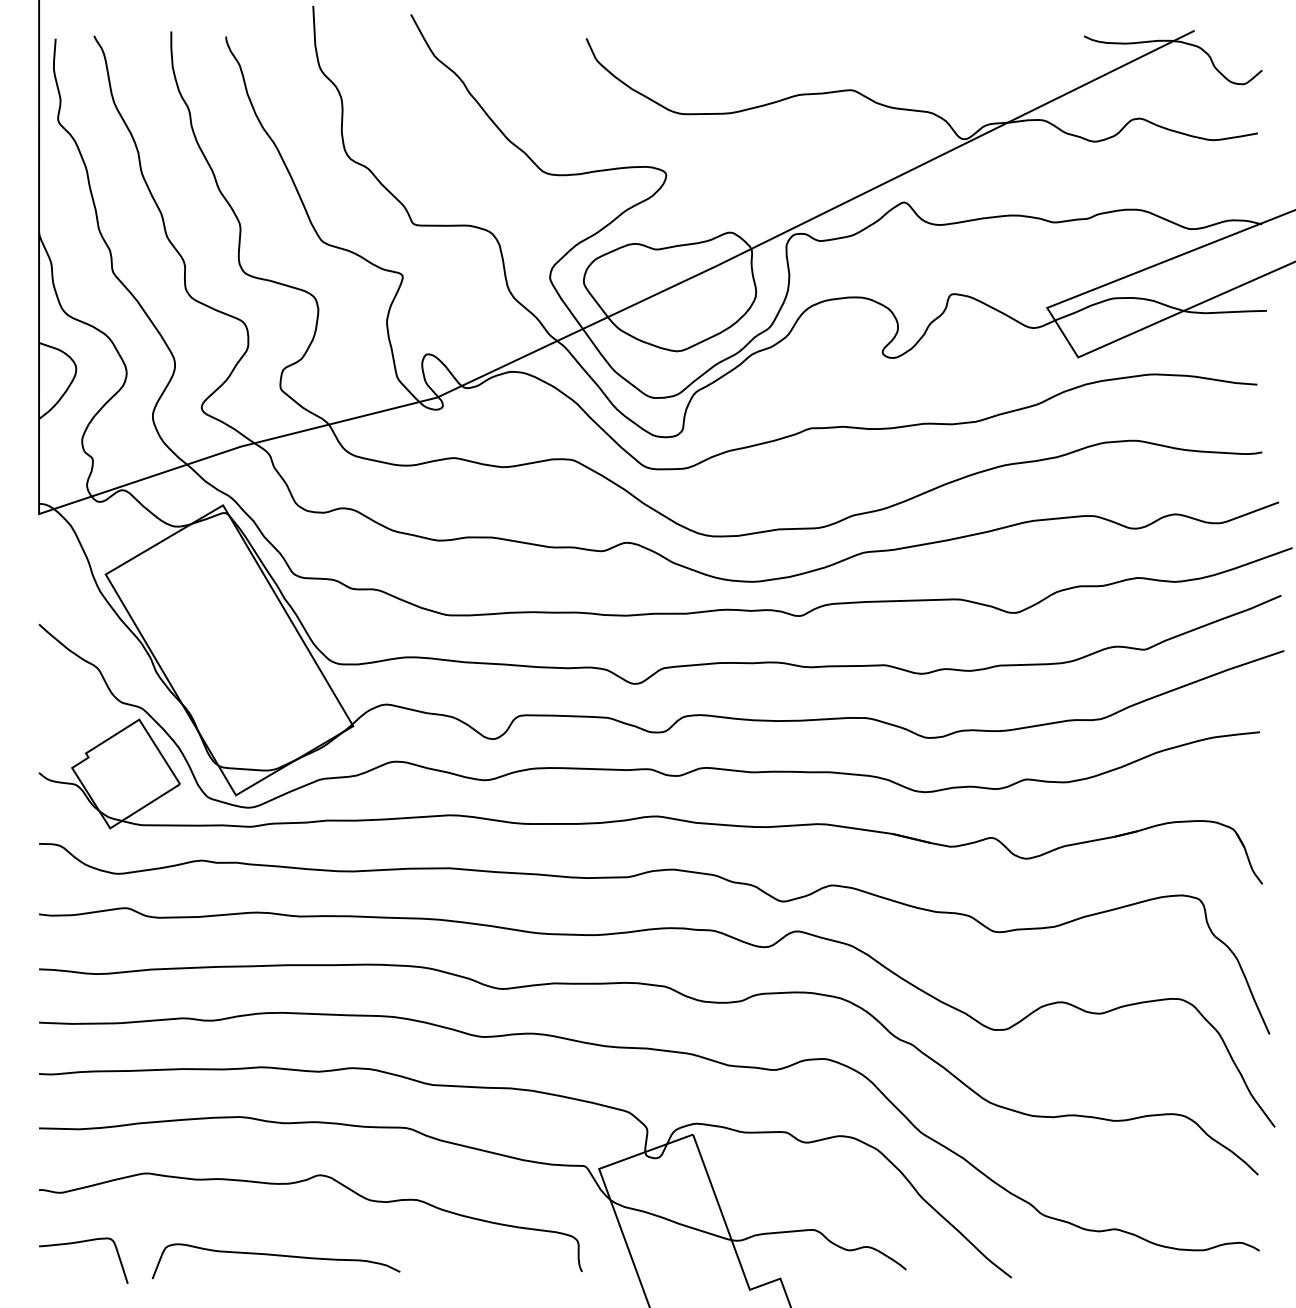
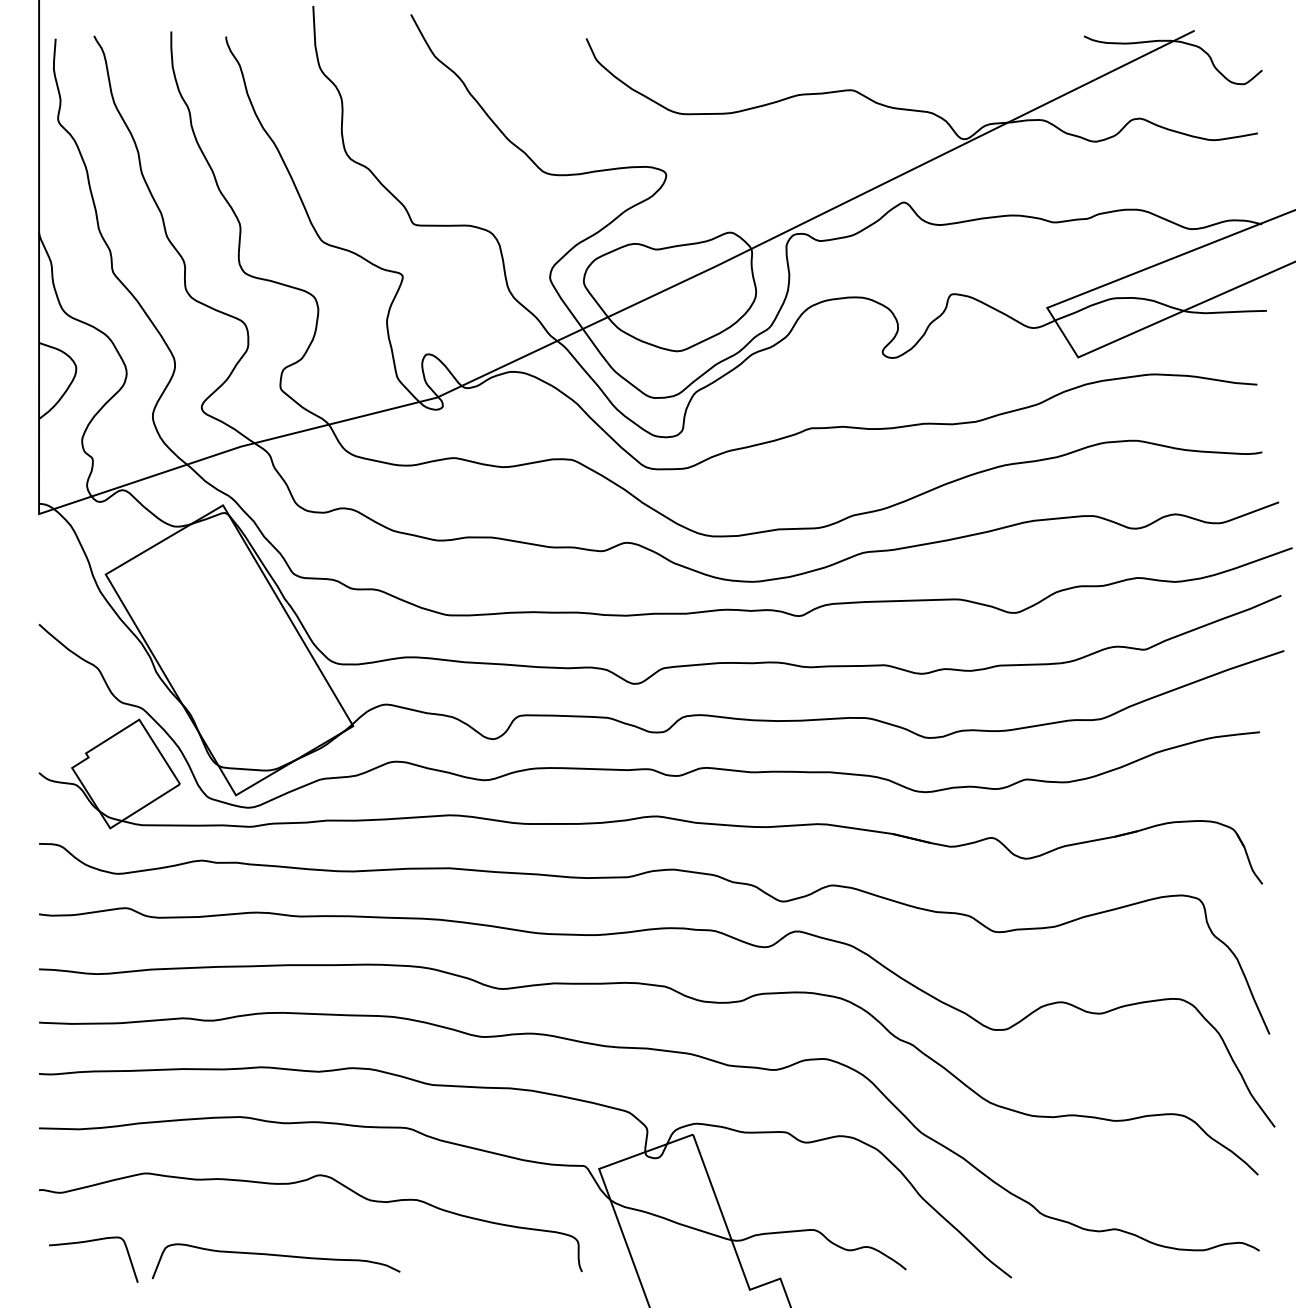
curve position: (78, 1243) -> (88, 1242) (88, 1242)
